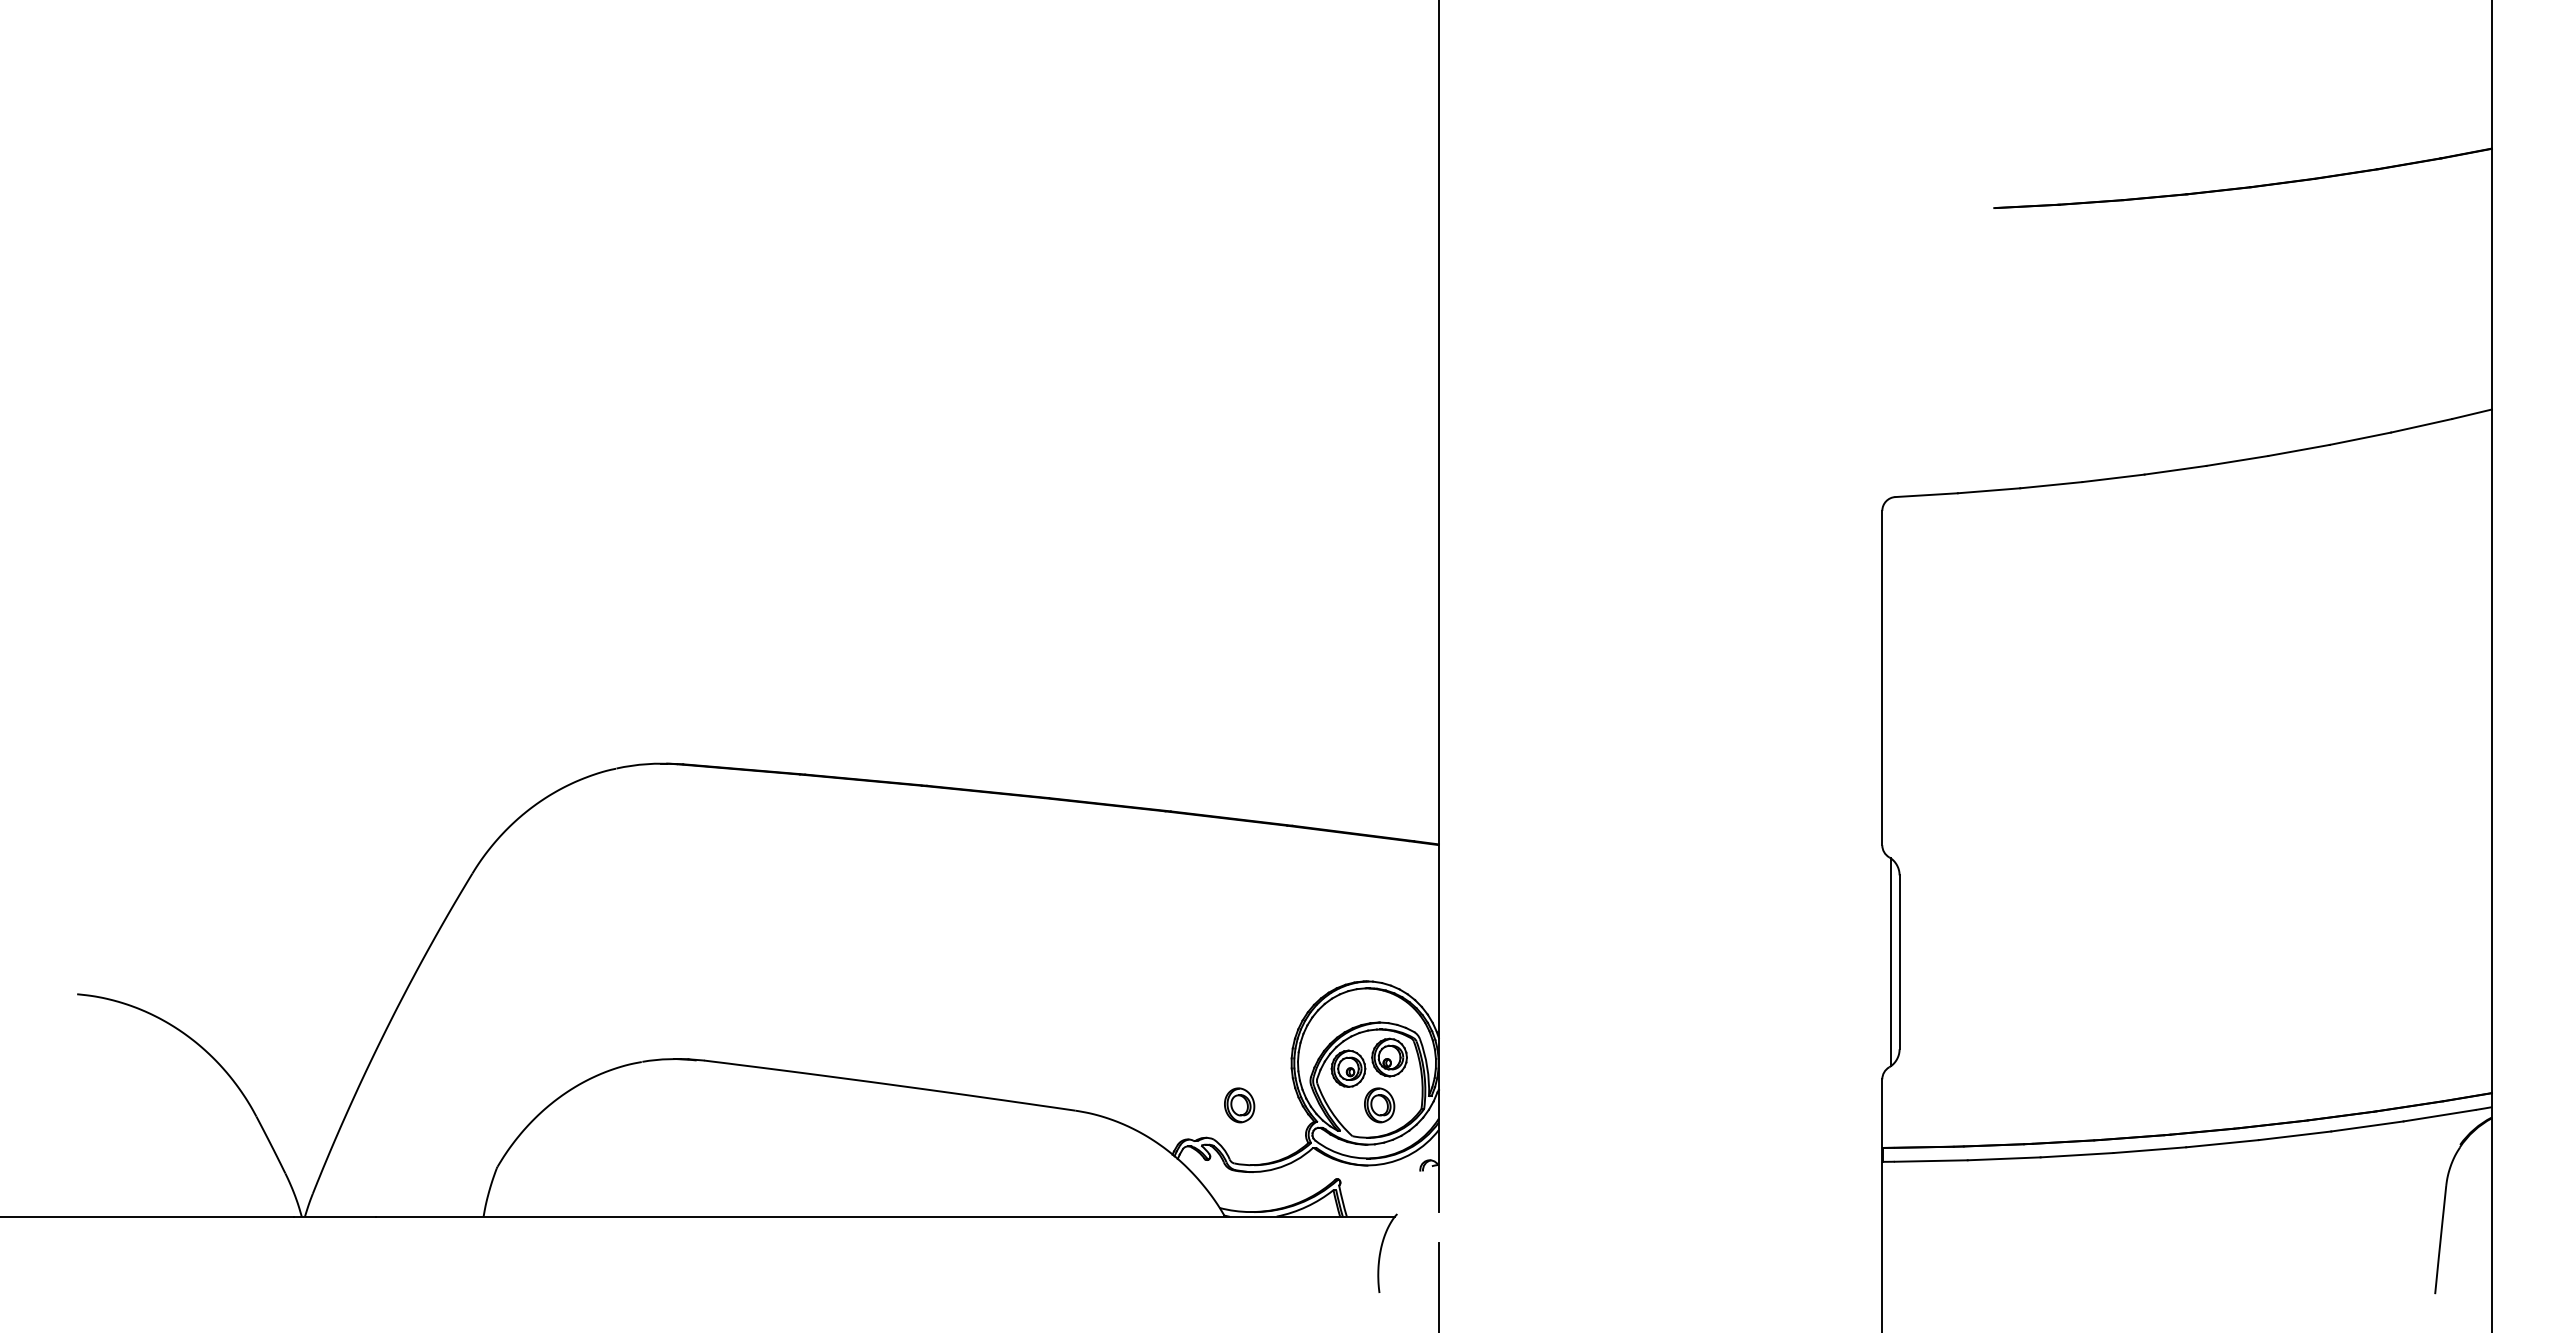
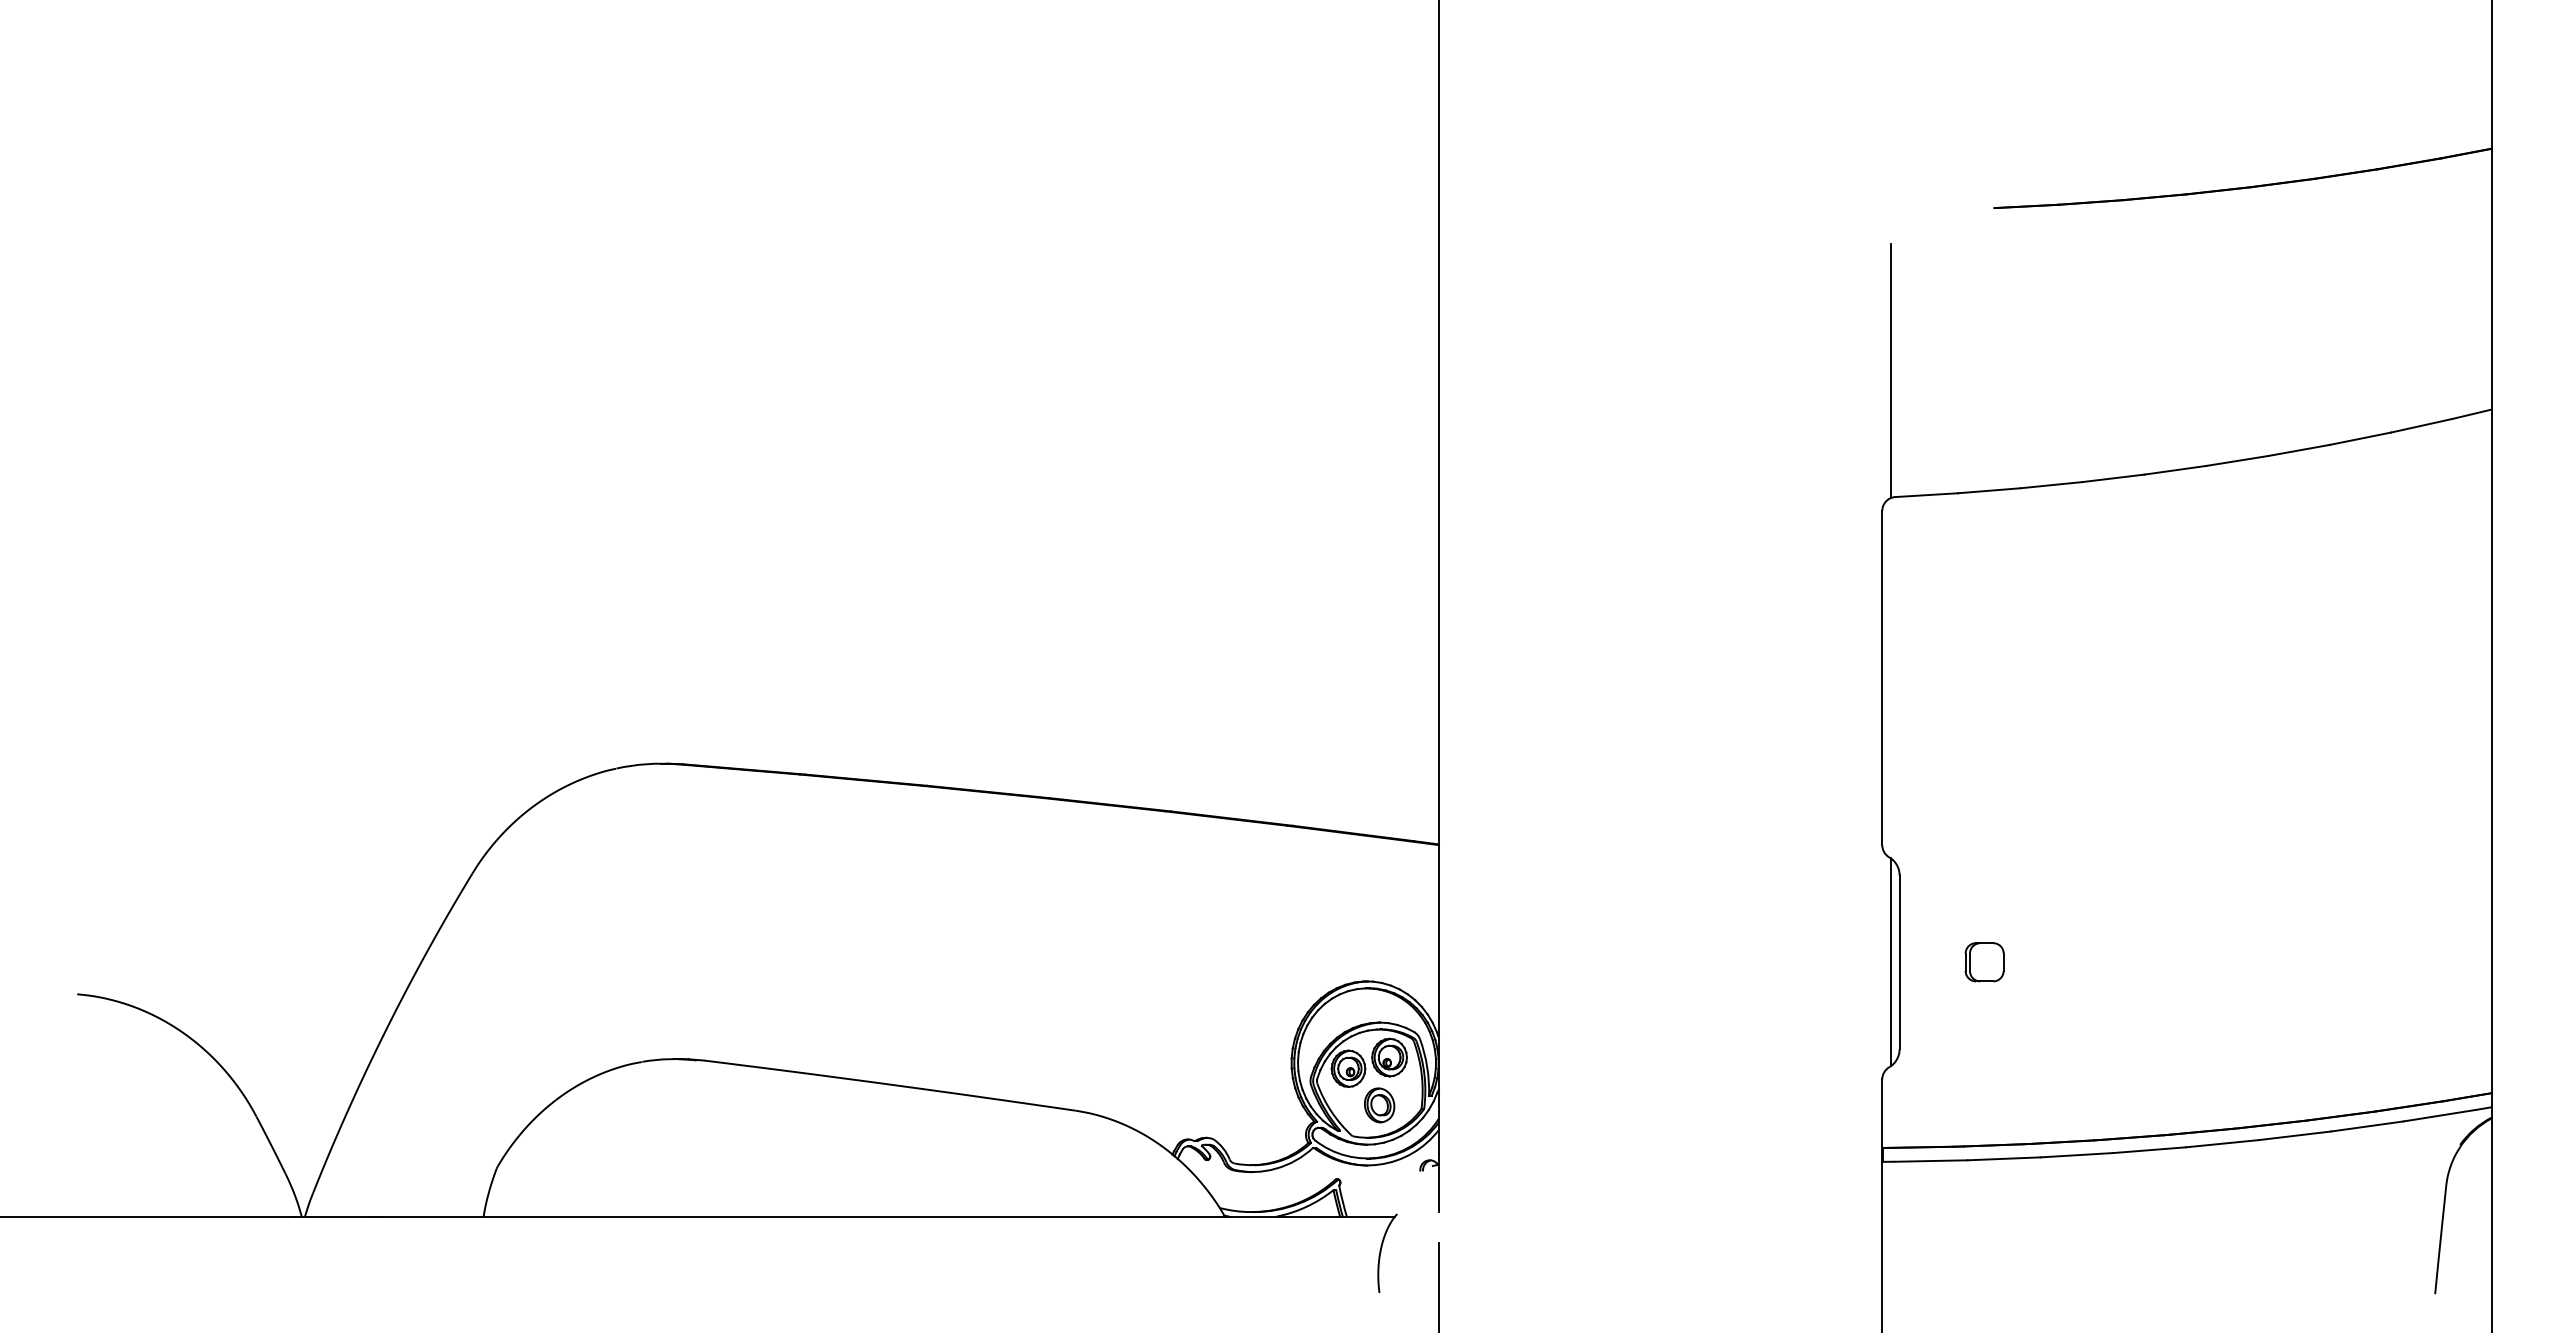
line: none -> present (1890, 370)
part: none -> present (1984, 962)
part: present -> none (1239, 1105)
